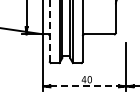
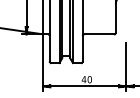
line: dashed -> solid (49, 31)
line: dashed -> solid (85, 86)
